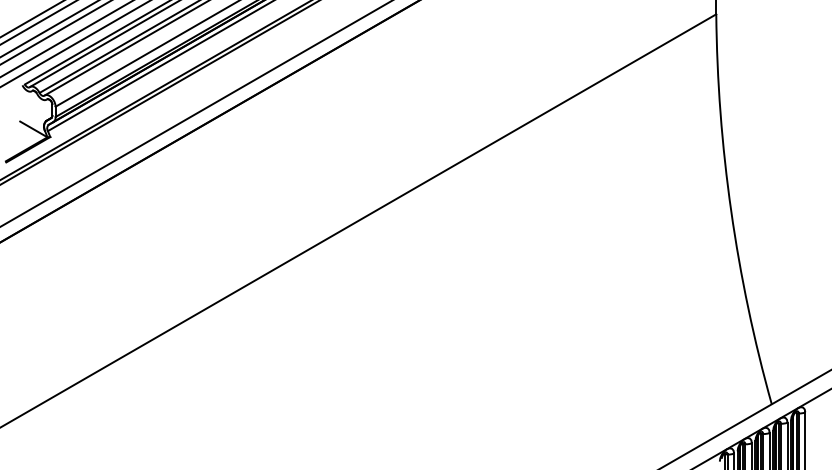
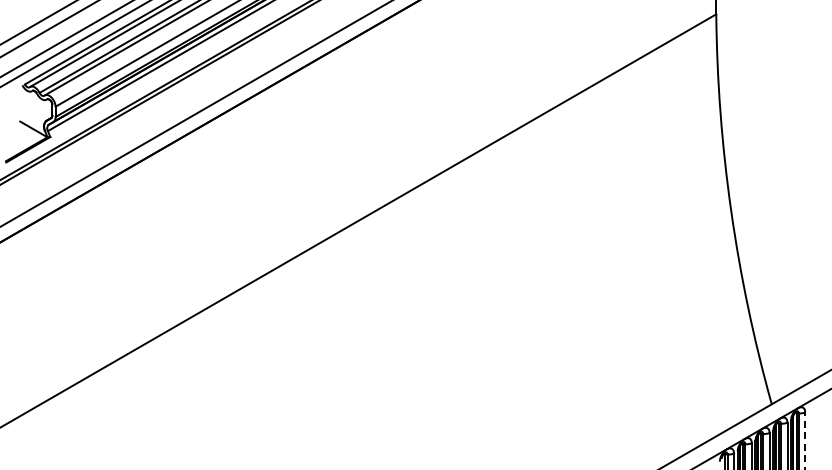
line: present -> none (31, 19)
line: present -> none (55, 32)
line: solid -> dashed (805, 441)
